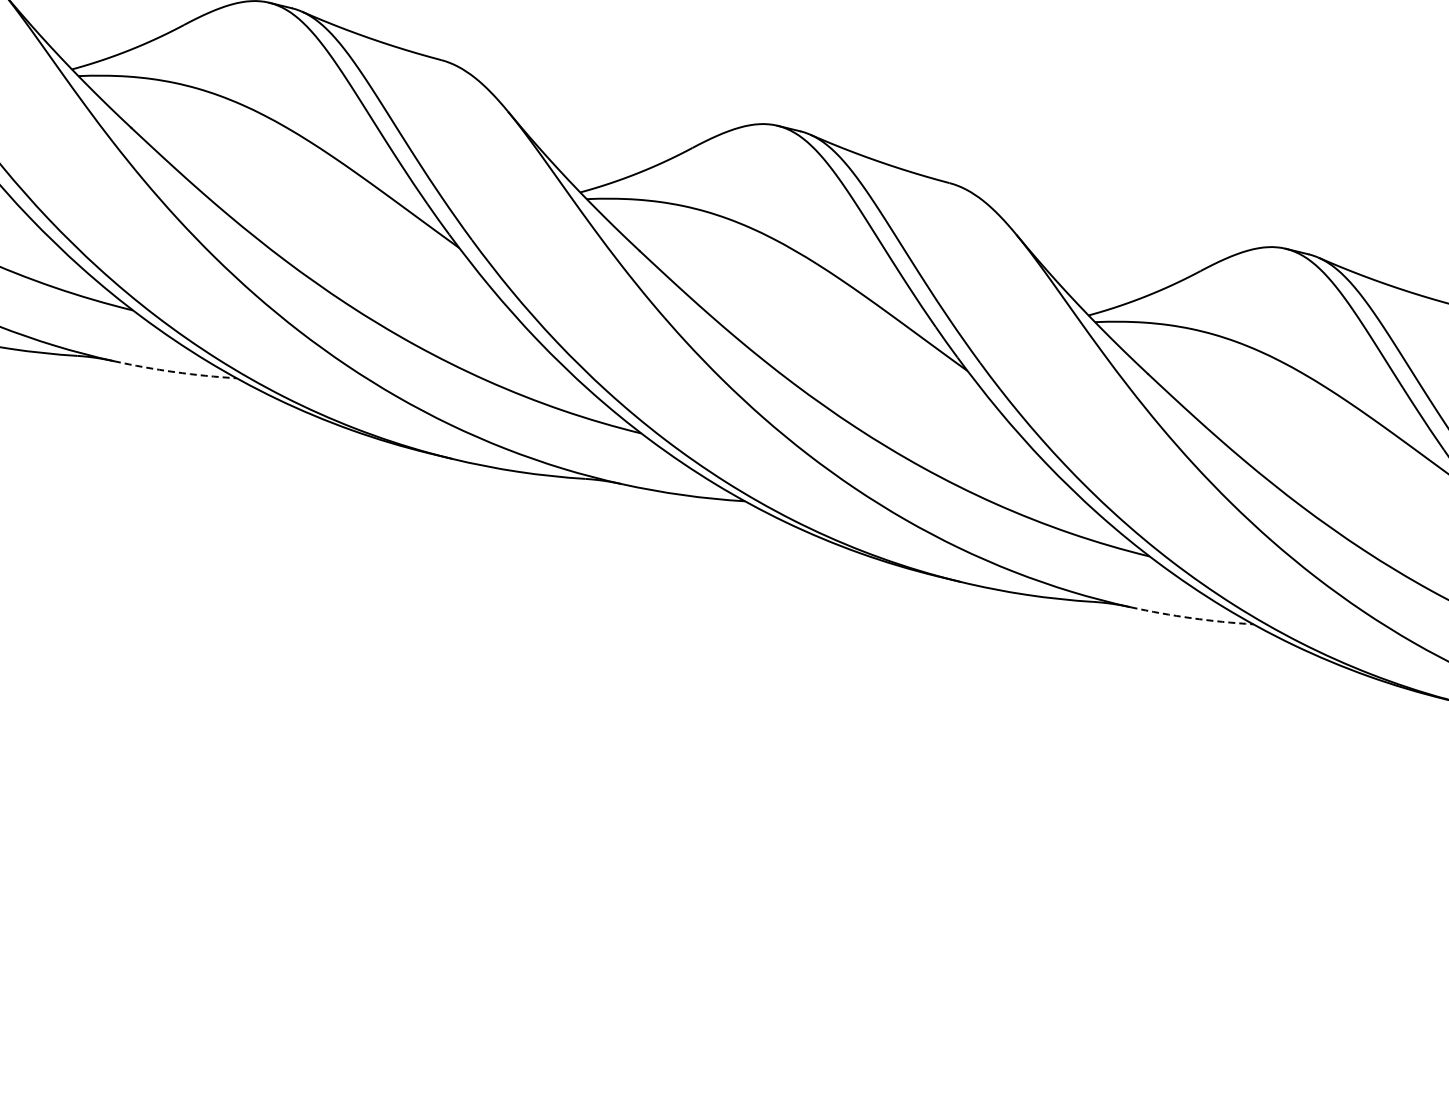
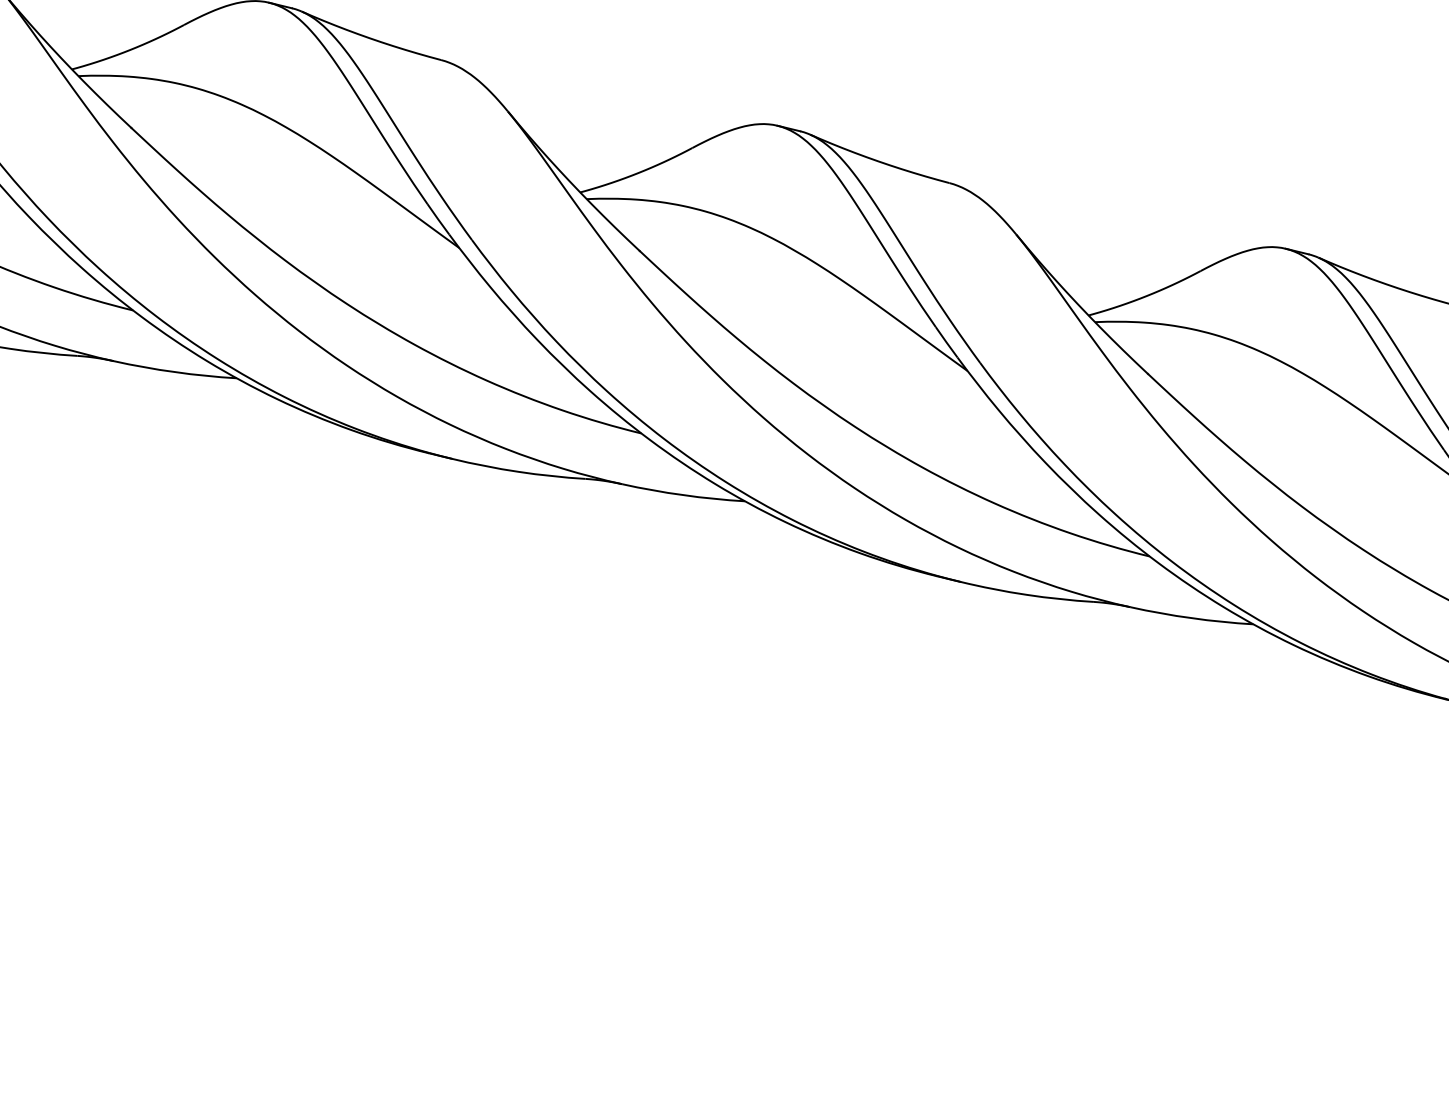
arc: dashed -> solid (175, 372)
arc: dashed -> solid (1191, 618)
